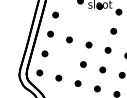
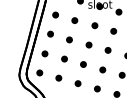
part: none -> present (74, 20)
part: none -> present (94, 25)
part: none -> present (64, 58)
